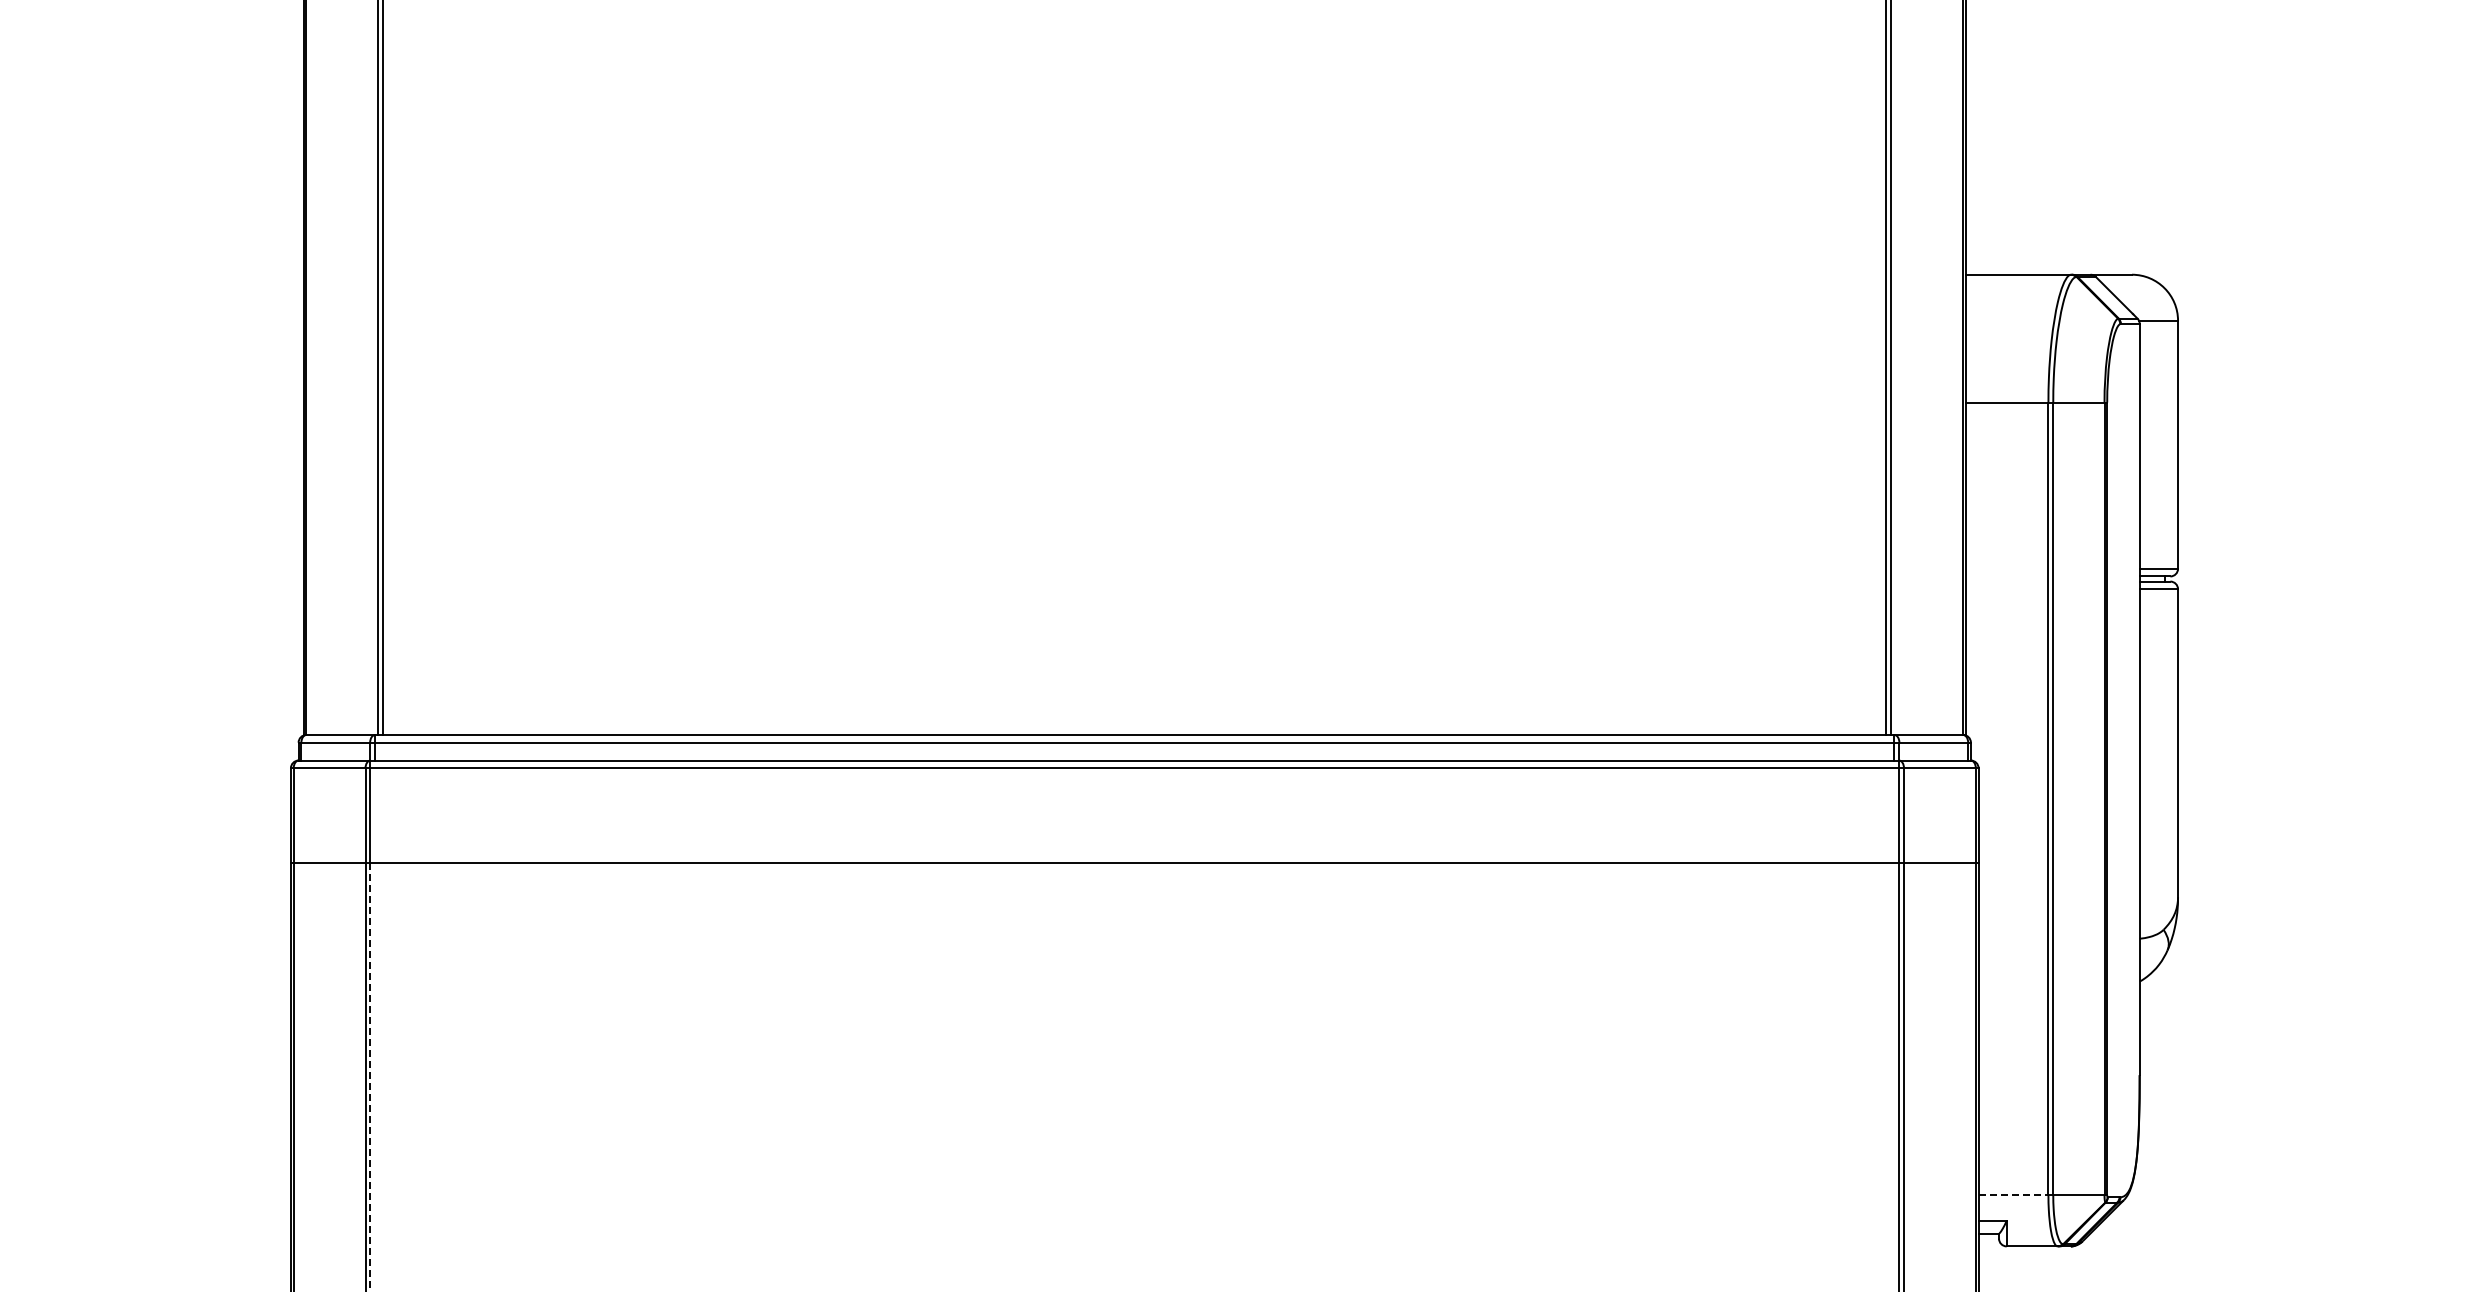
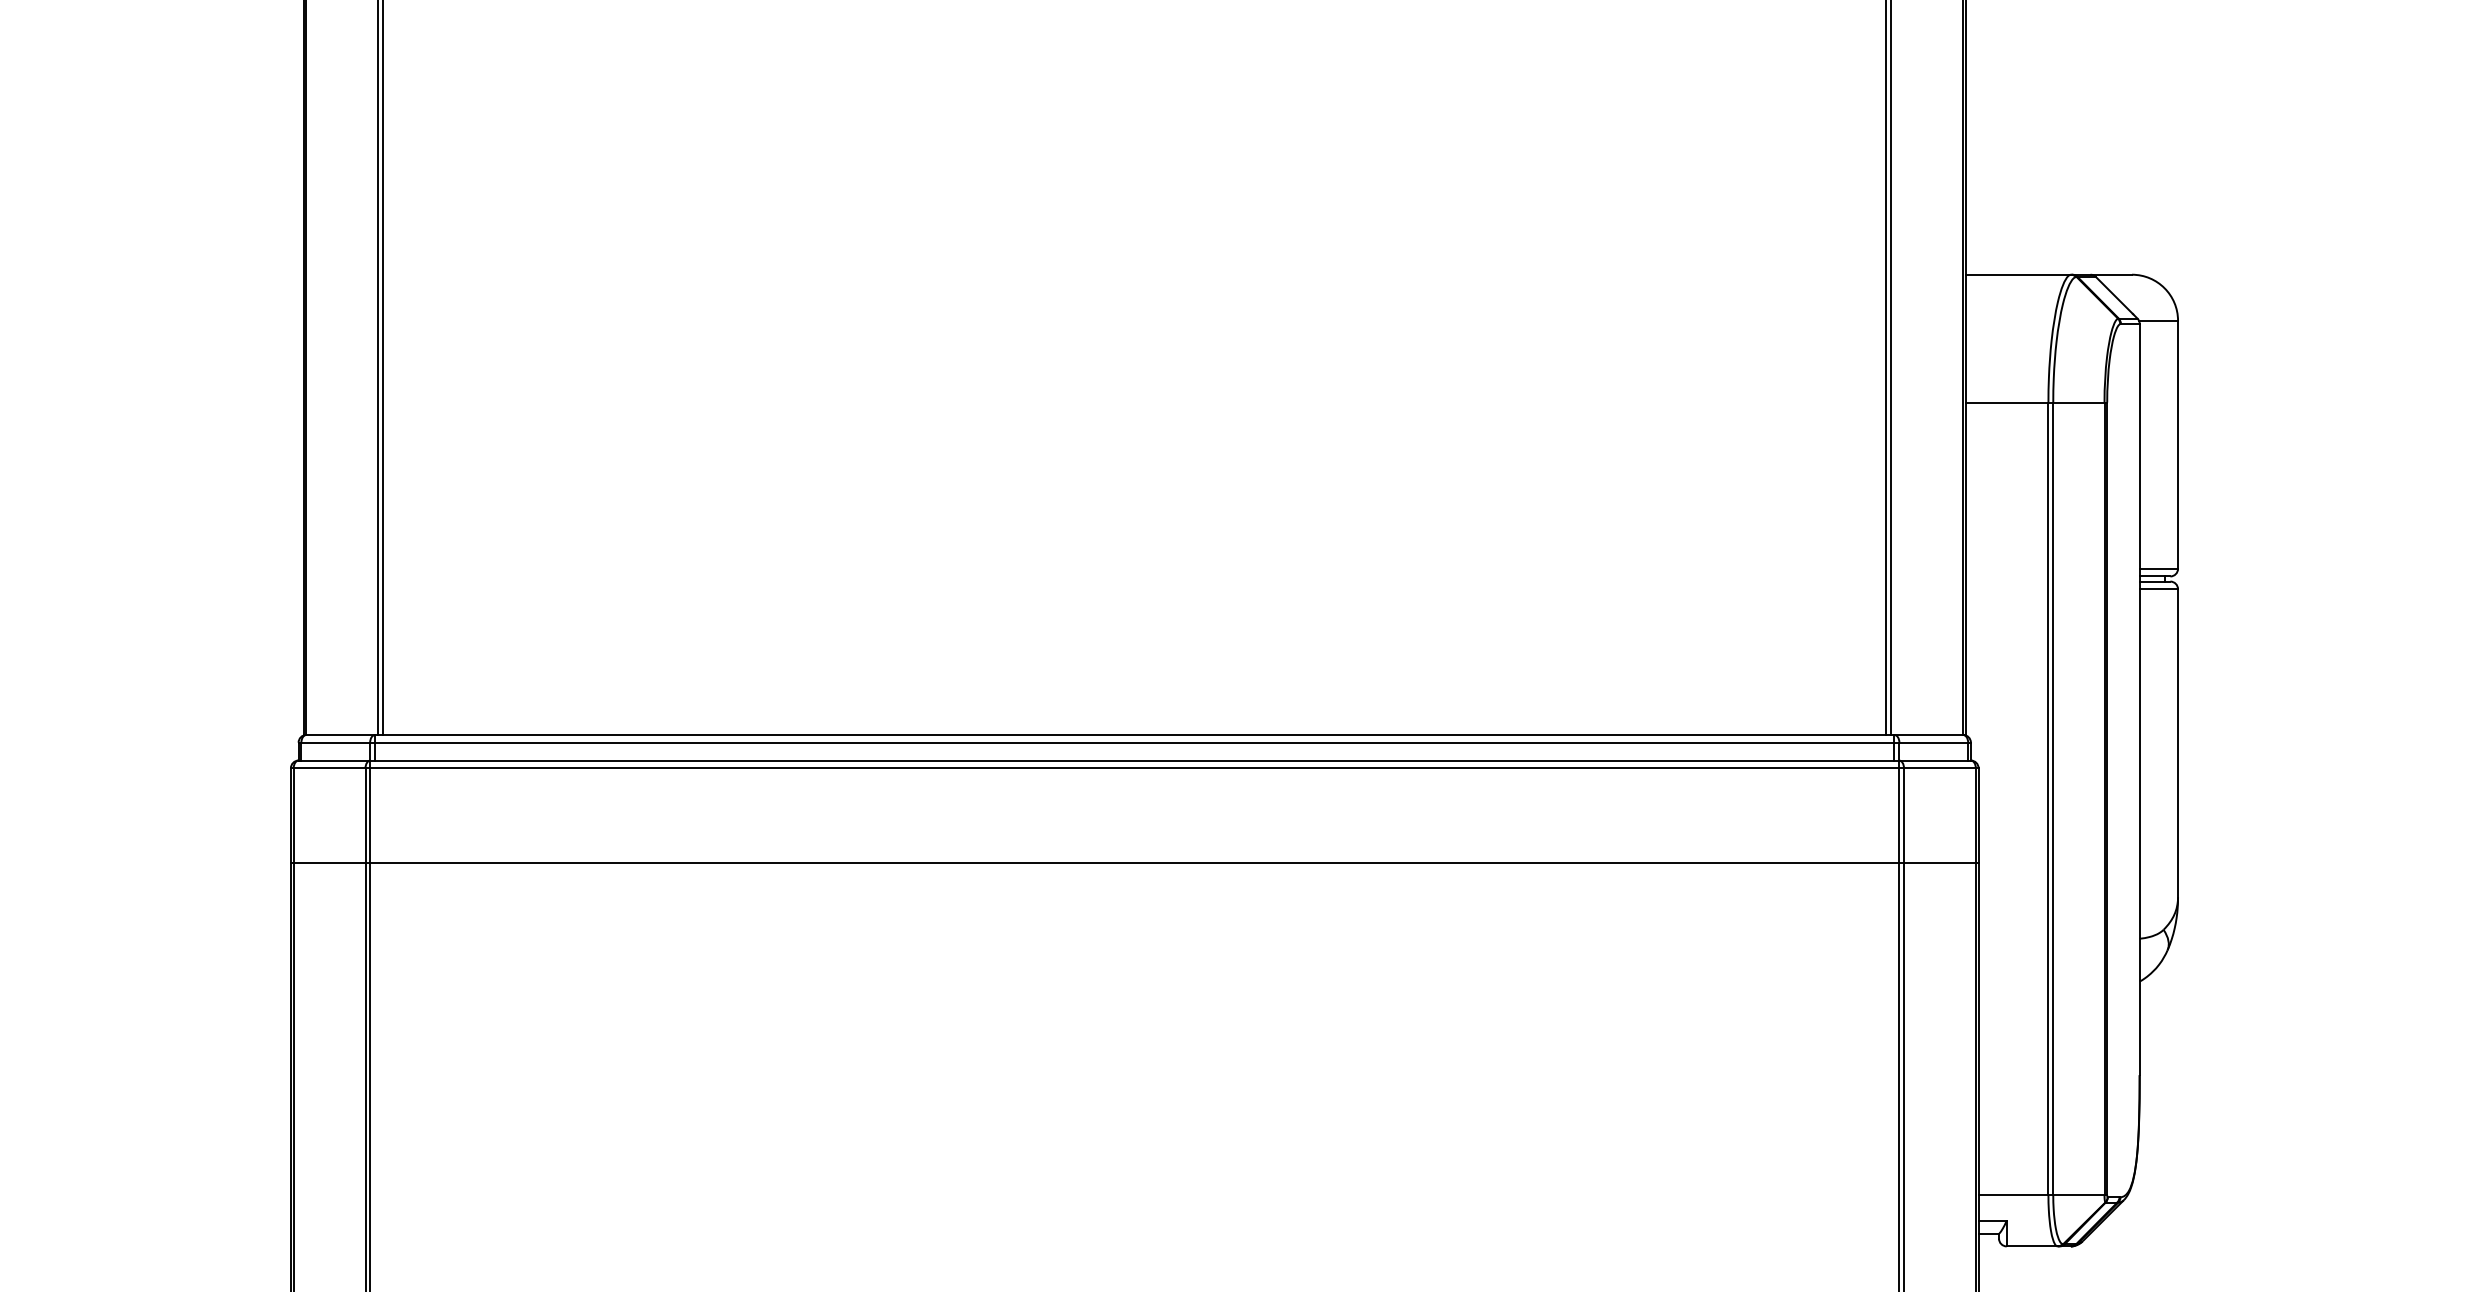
line: dashed -> solid (370, 1077)
line: dashed -> solid (2013, 1195)
